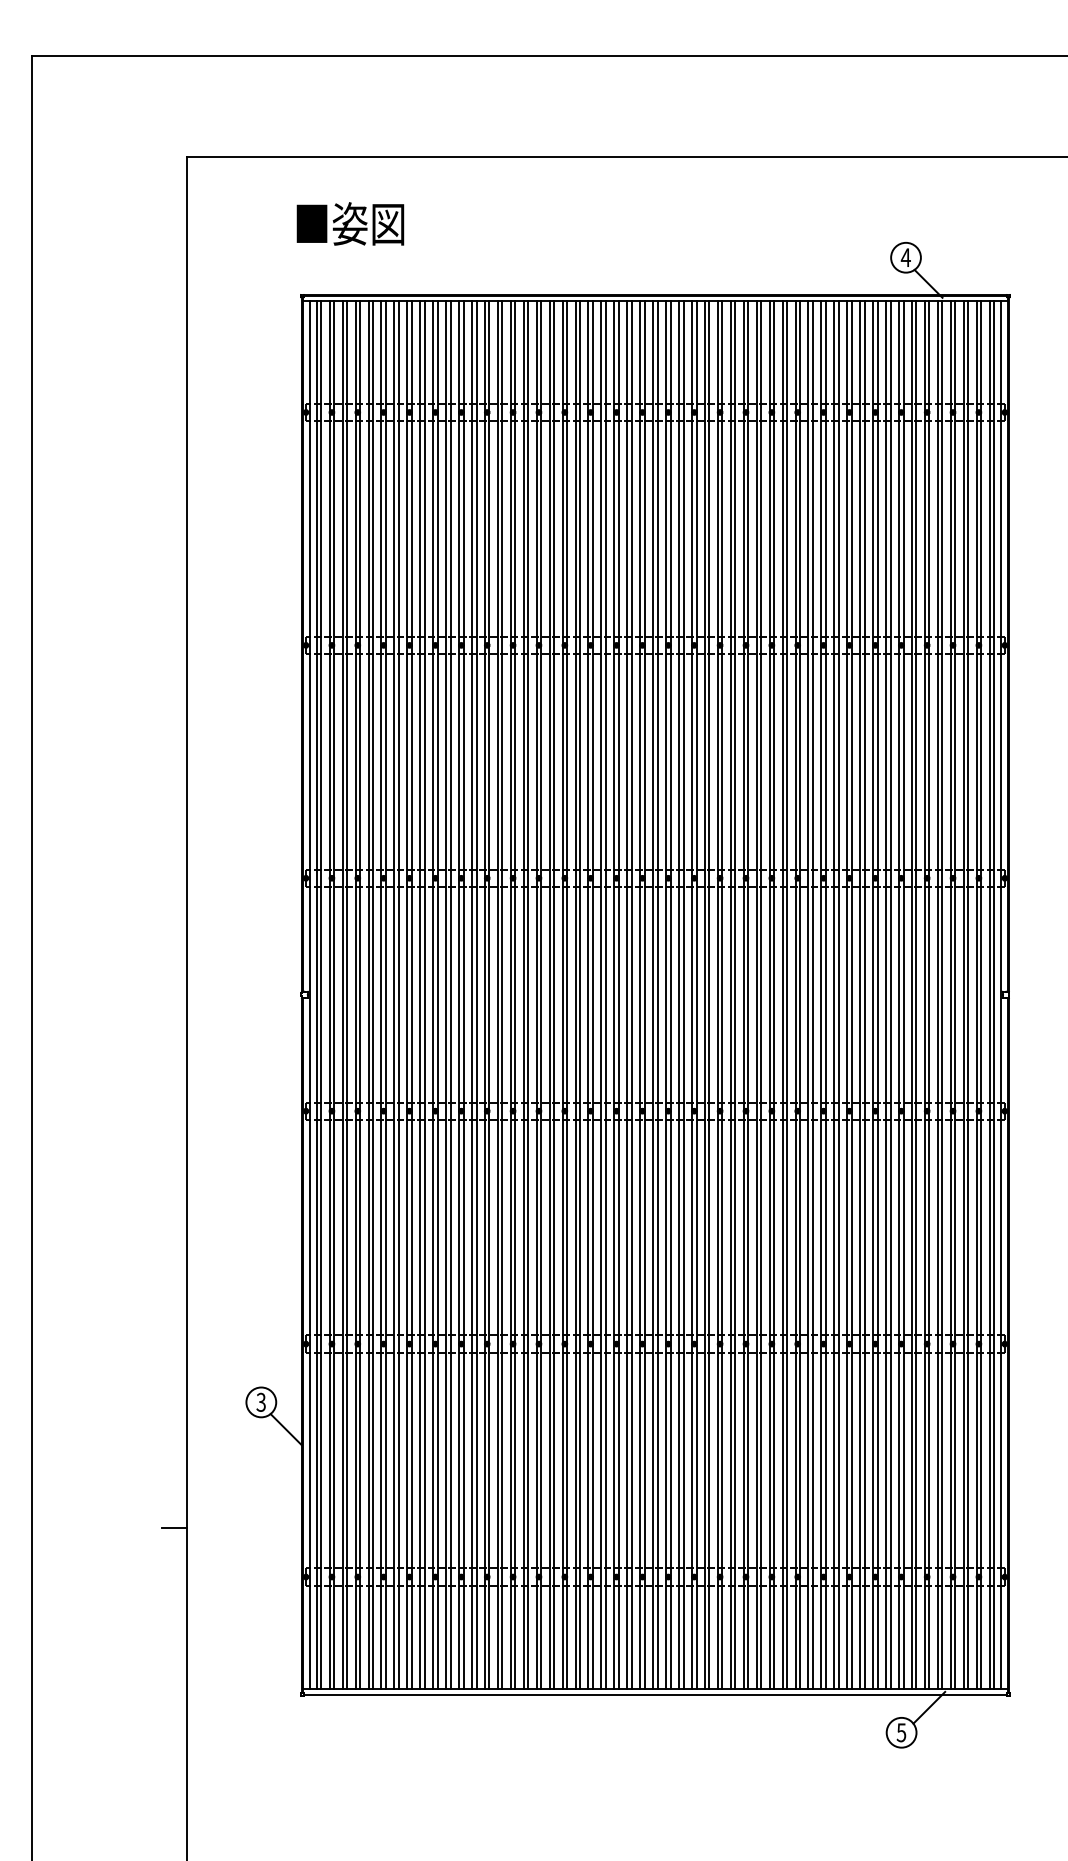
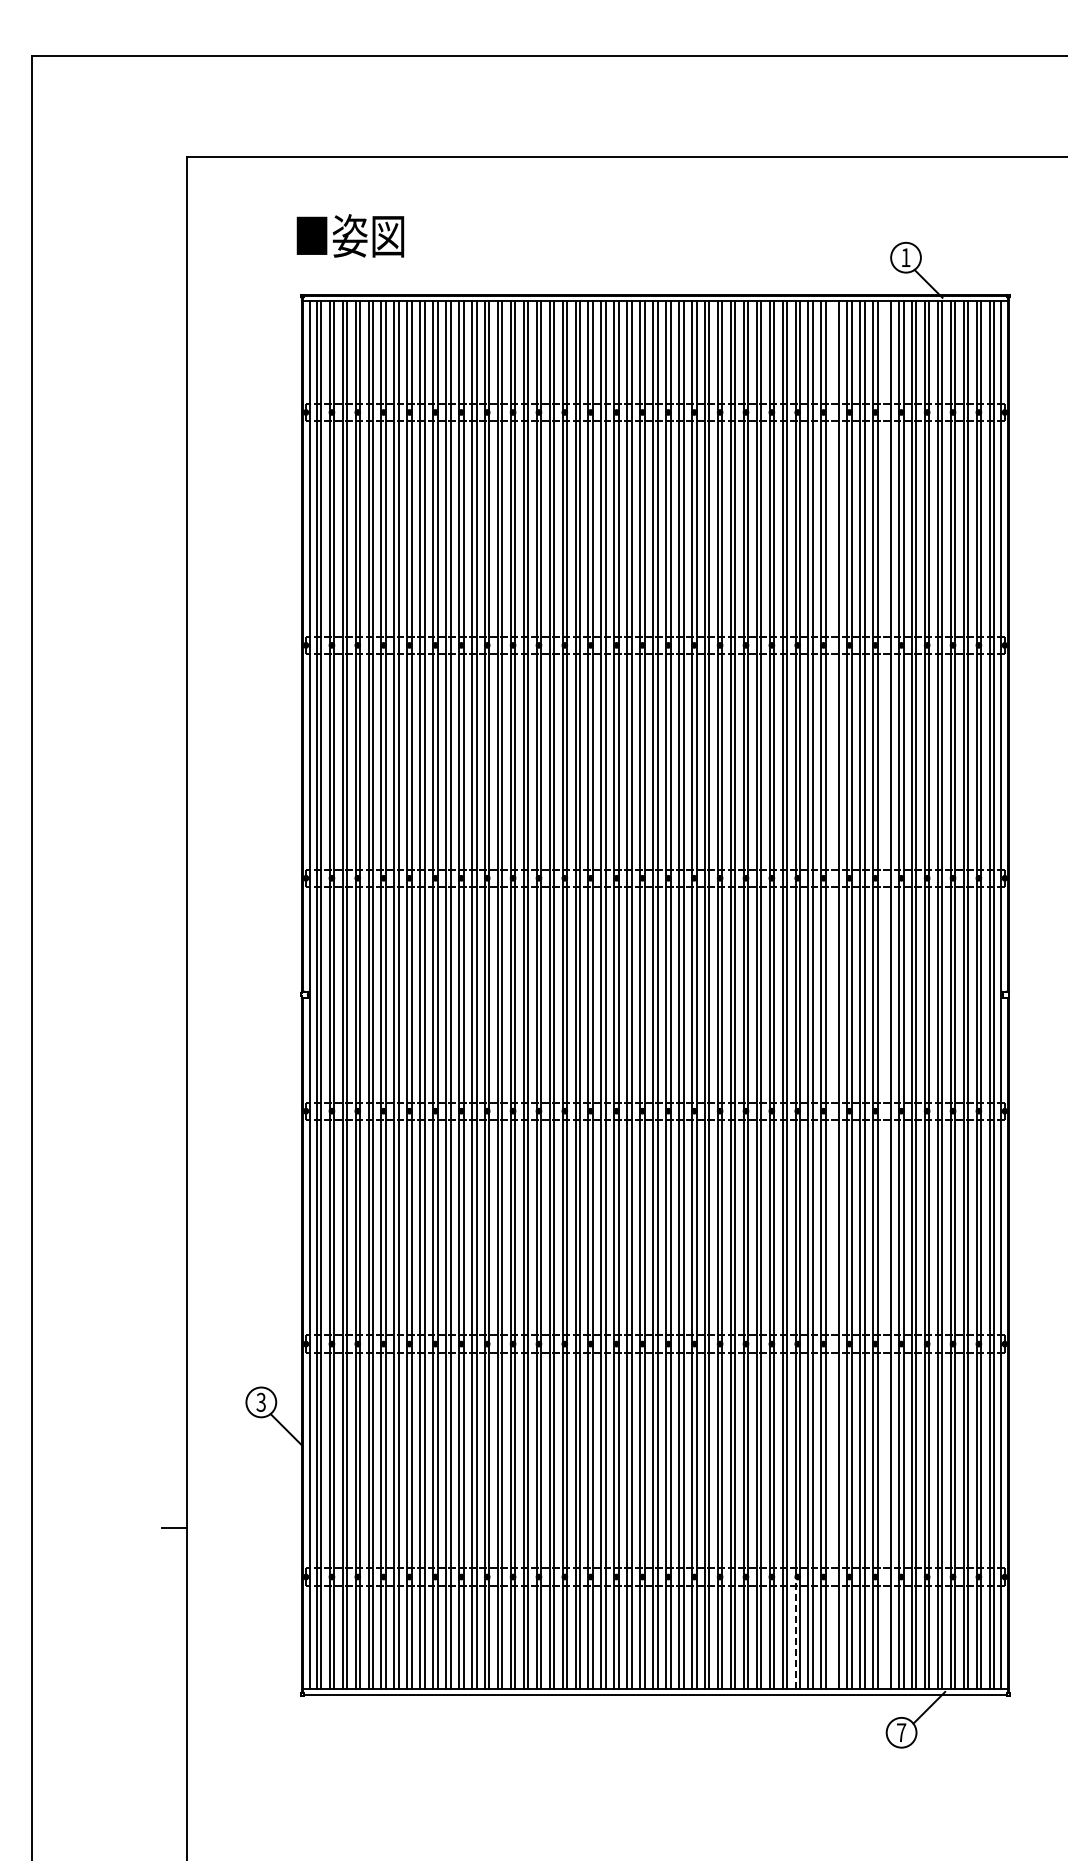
text position: (350, 223) -> (350, 235) (350, 235)
text: 4 -> 1 (905, 257)
line: present -> none (834, 994)
line: present -> none (886, 994)
line: solid -> dashed (795, 1633)
text: 5 -> 7 (901, 1732)
